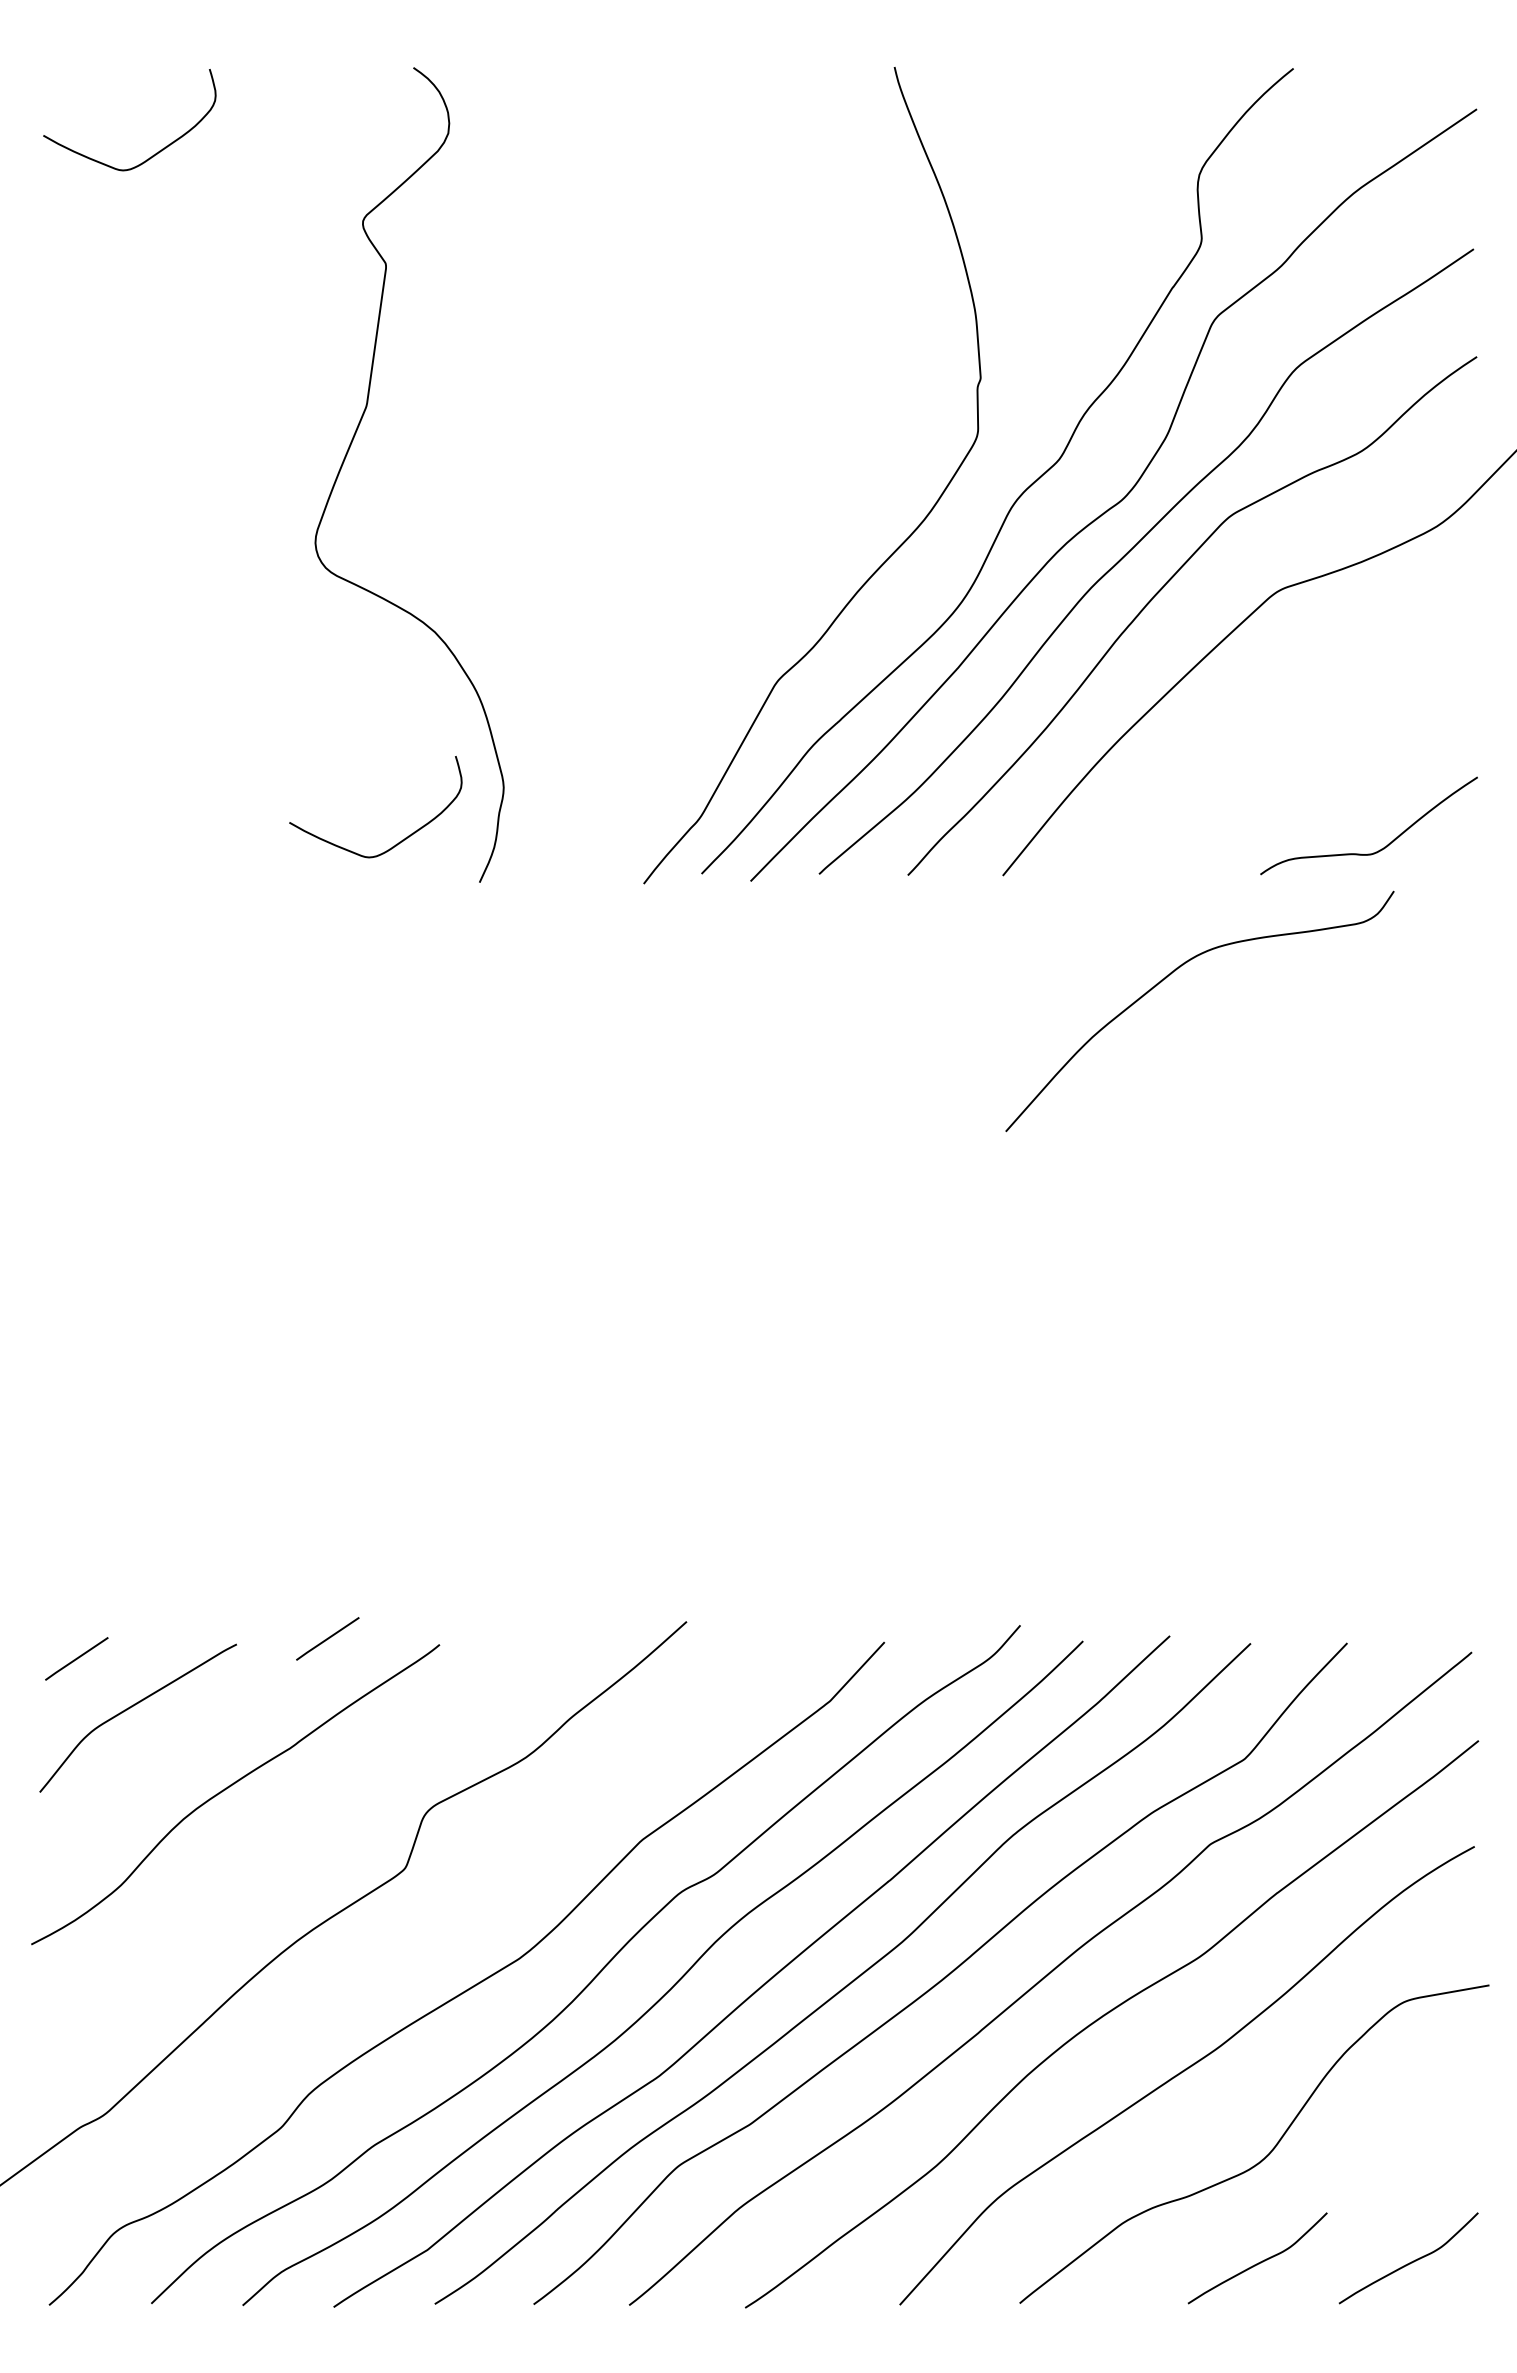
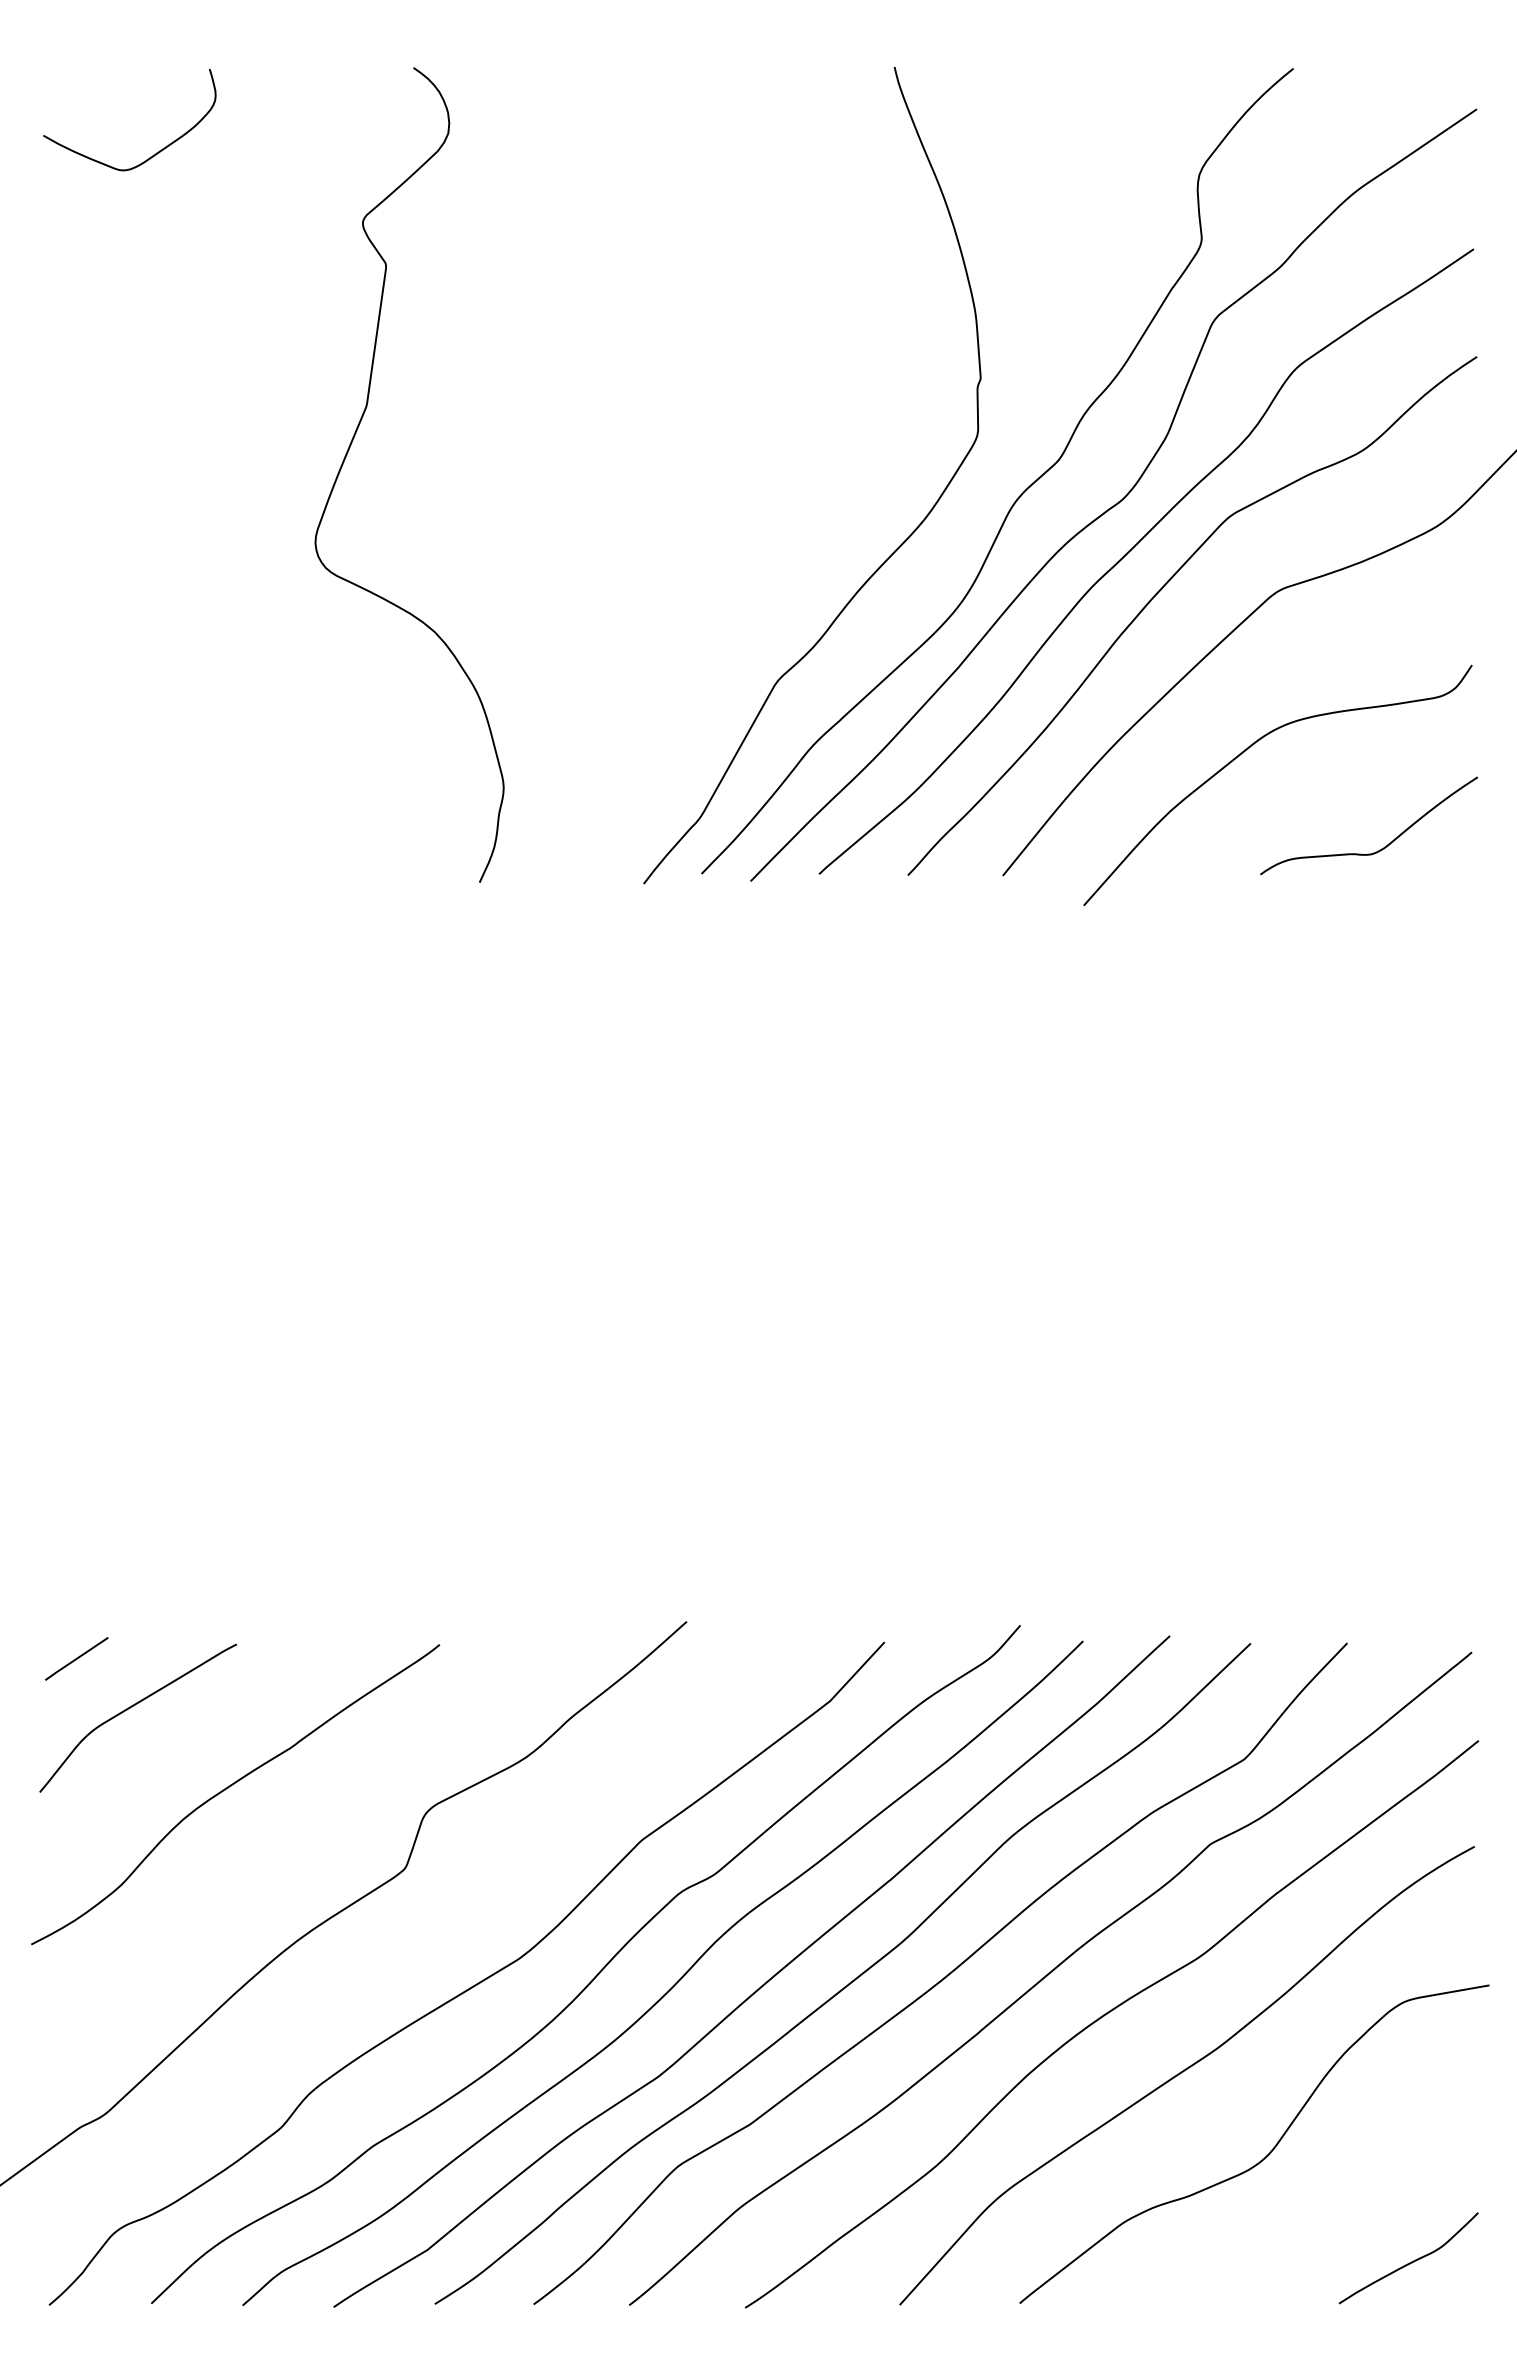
curve: present -> none (399, 841)
curve position: (1170, 975) -> (1248, 749) (1248, 749)
line: present -> none (327, 1638)
curve: present -> none (1258, 2262)
